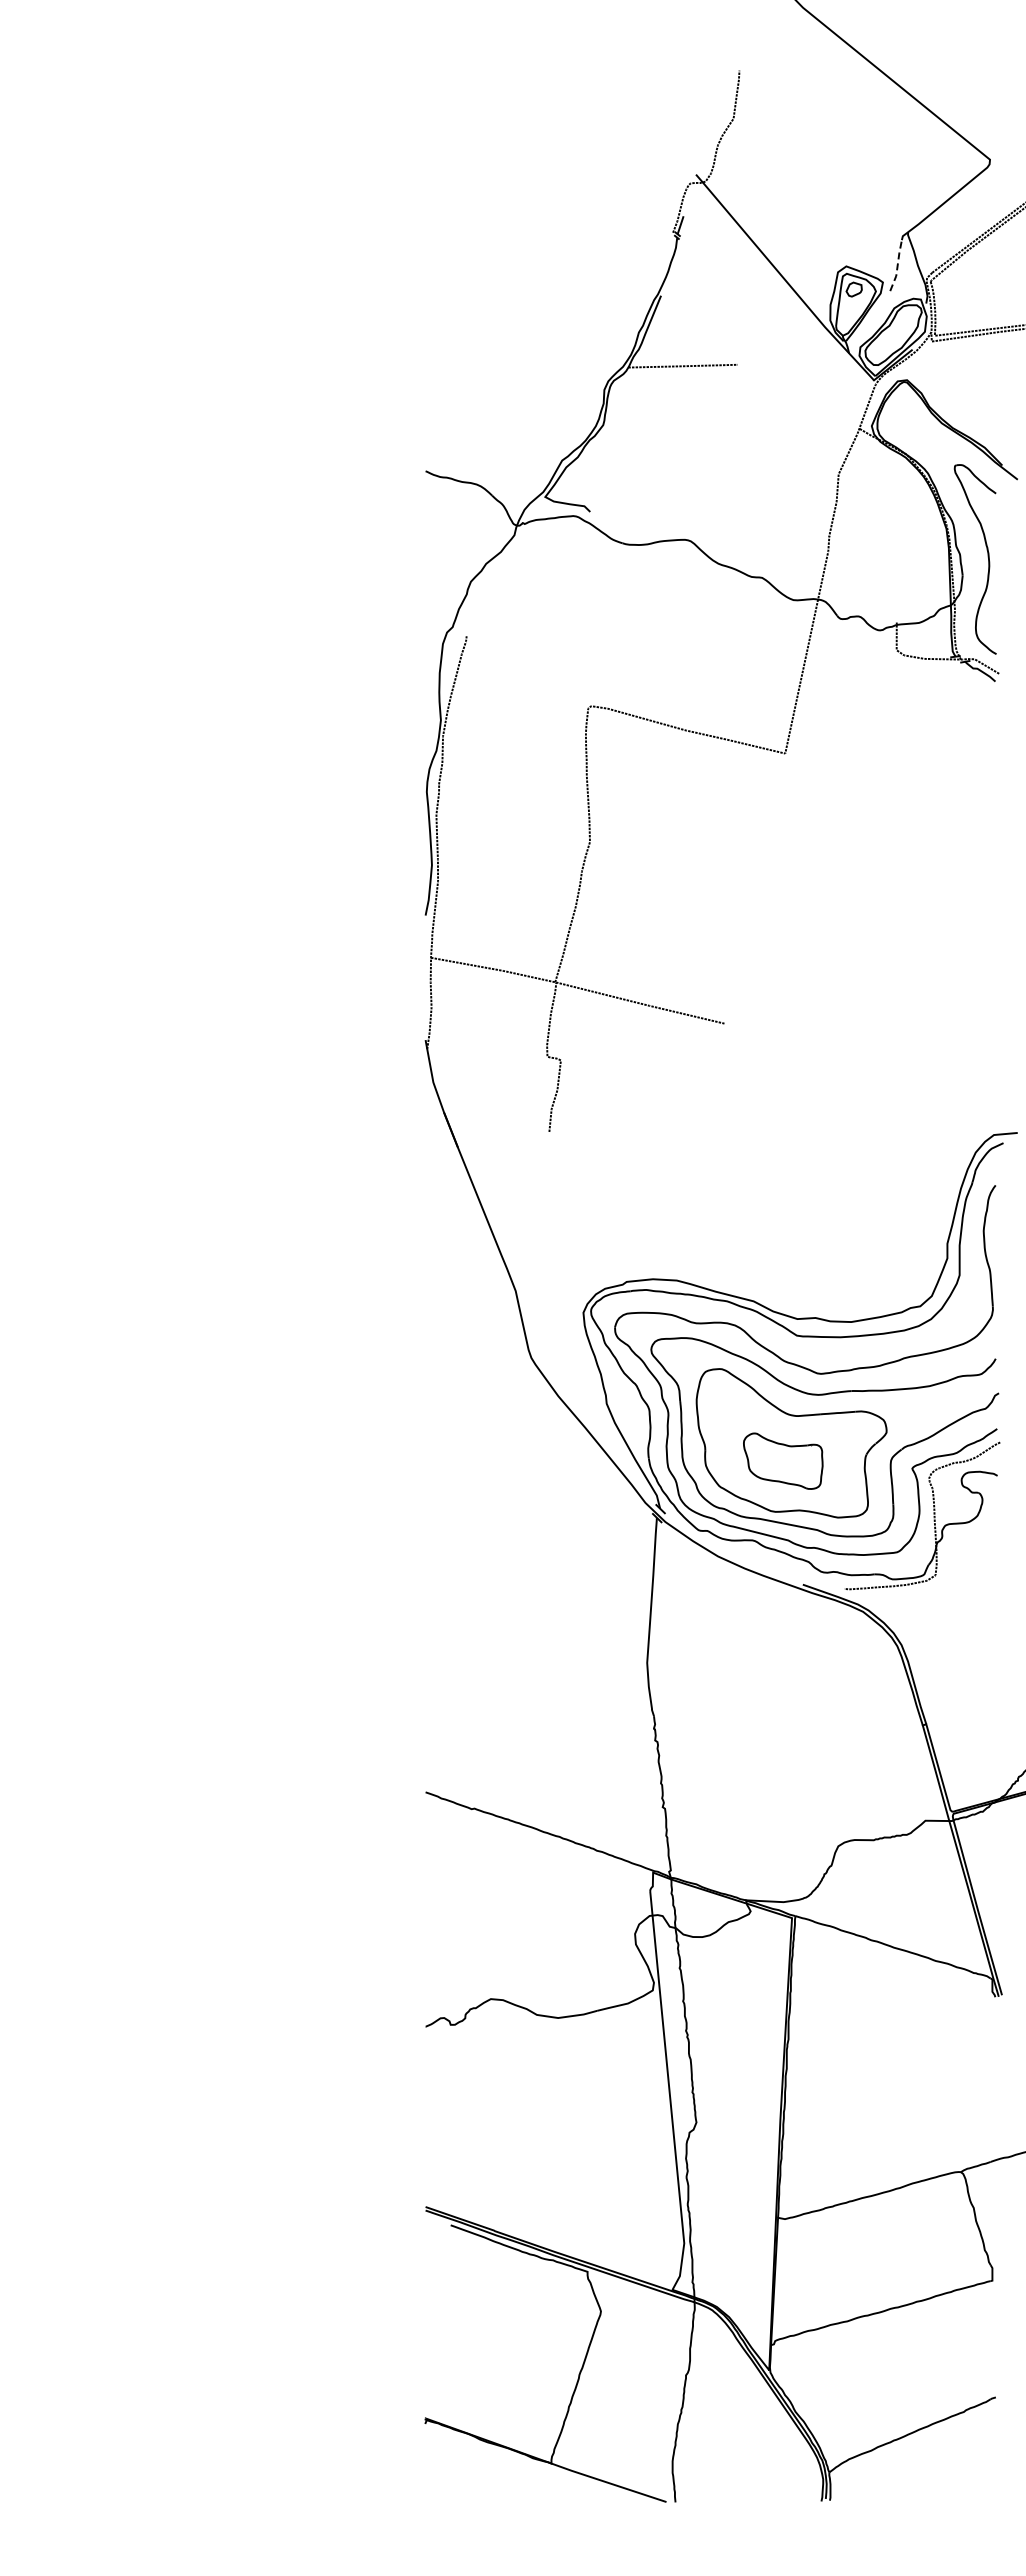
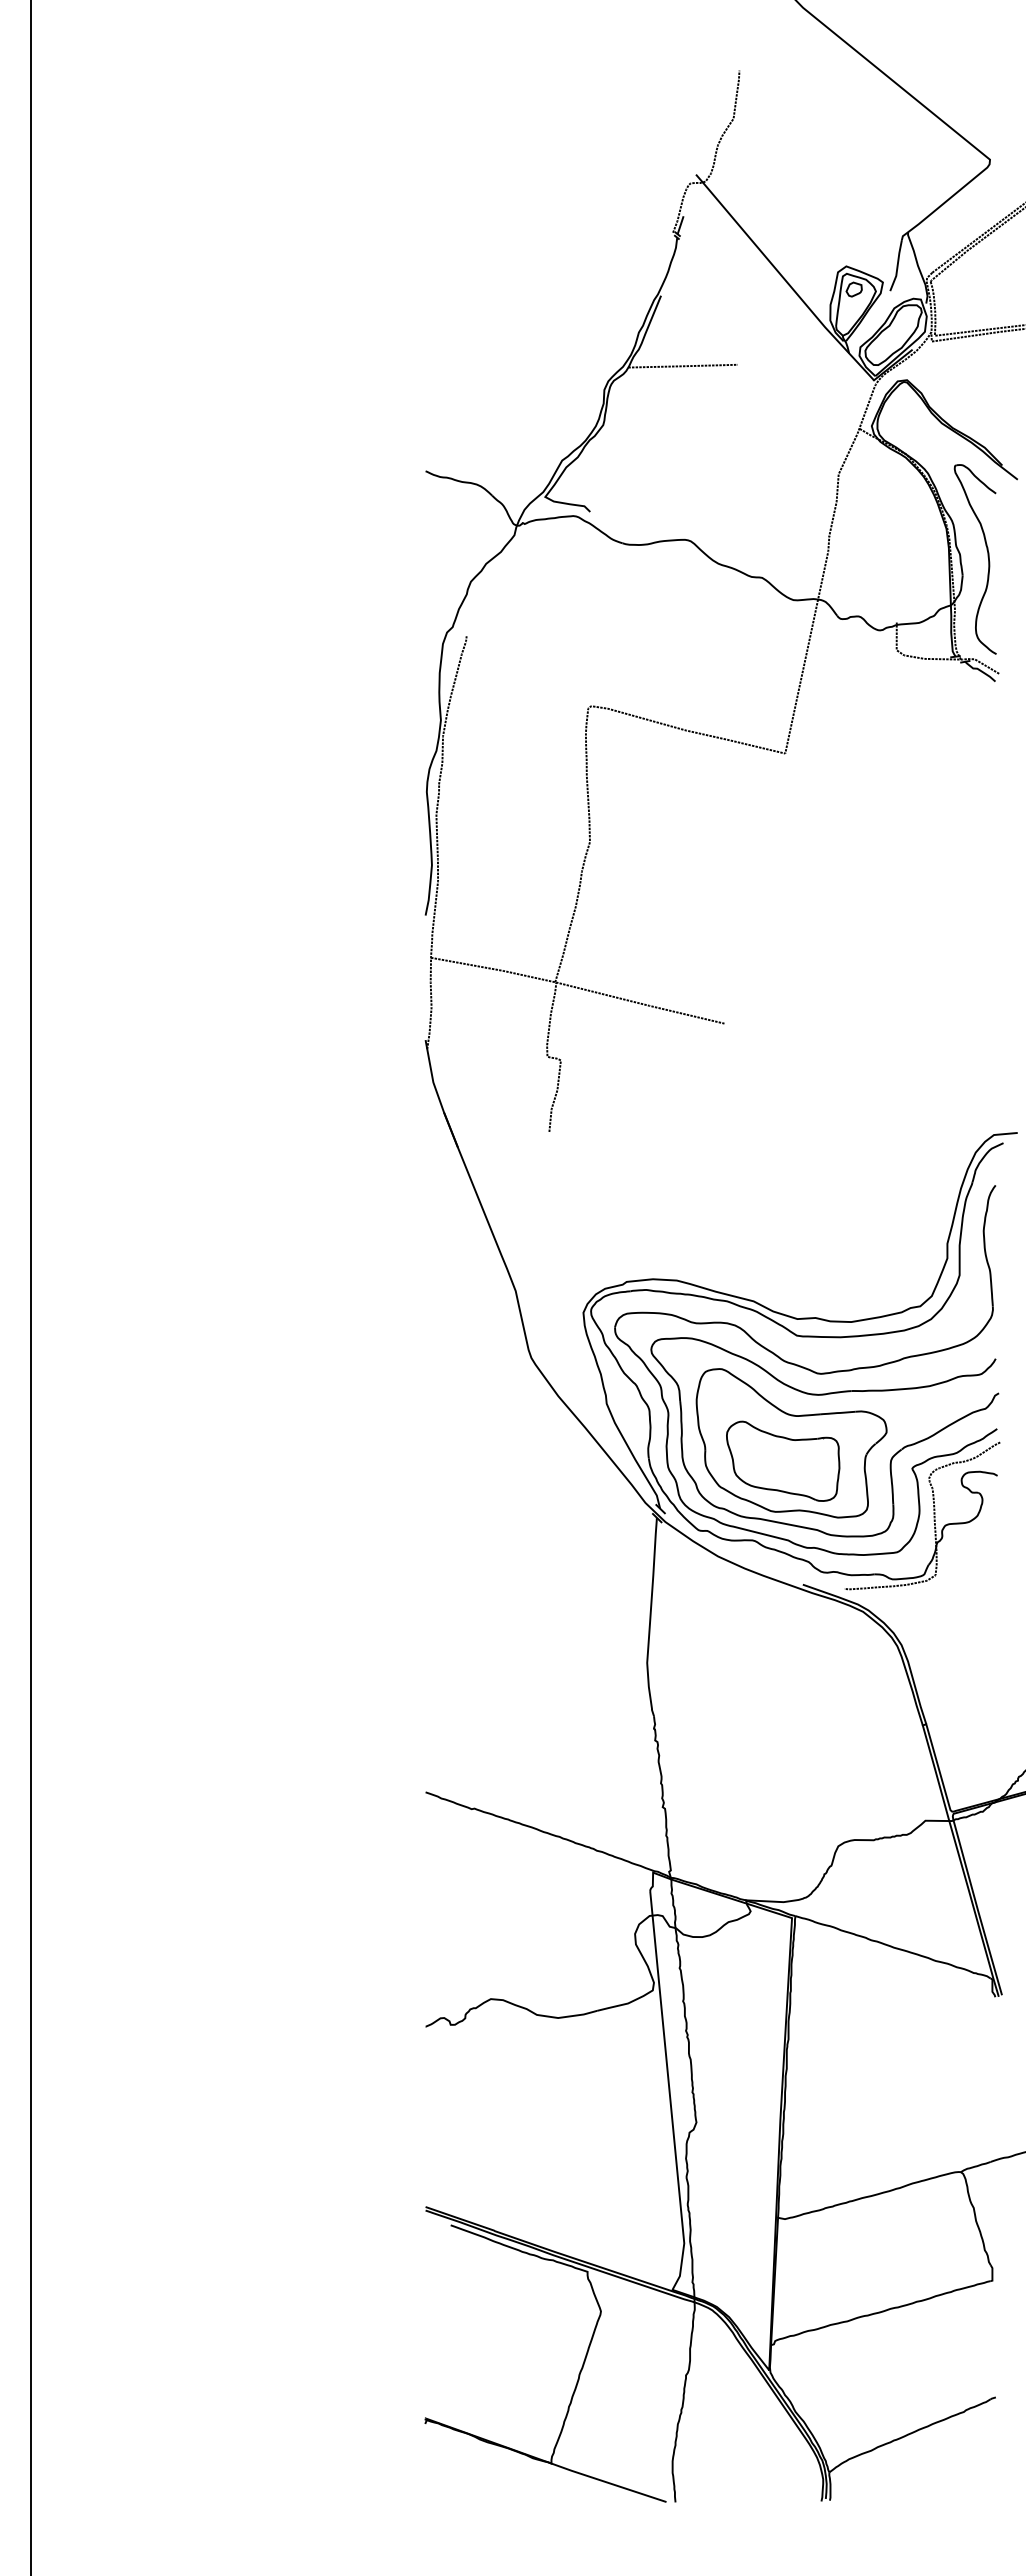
line: dashed -> solid (897, 265)
line: none -> present (30, 1287)
part size: 81x58 px -> 115x82 px (783, 1460)
